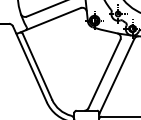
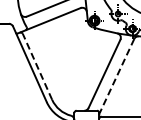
line: solid -> dashed (37, 66)
line: solid -> dashed (117, 76)
